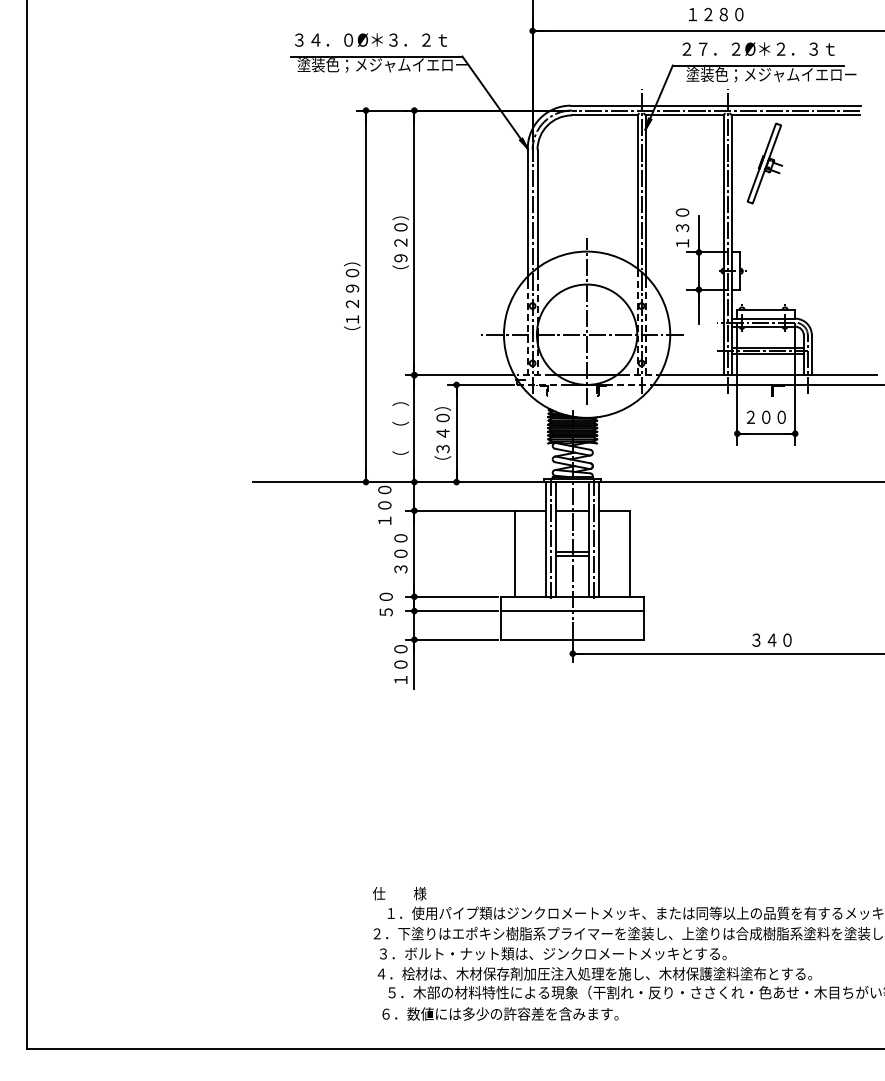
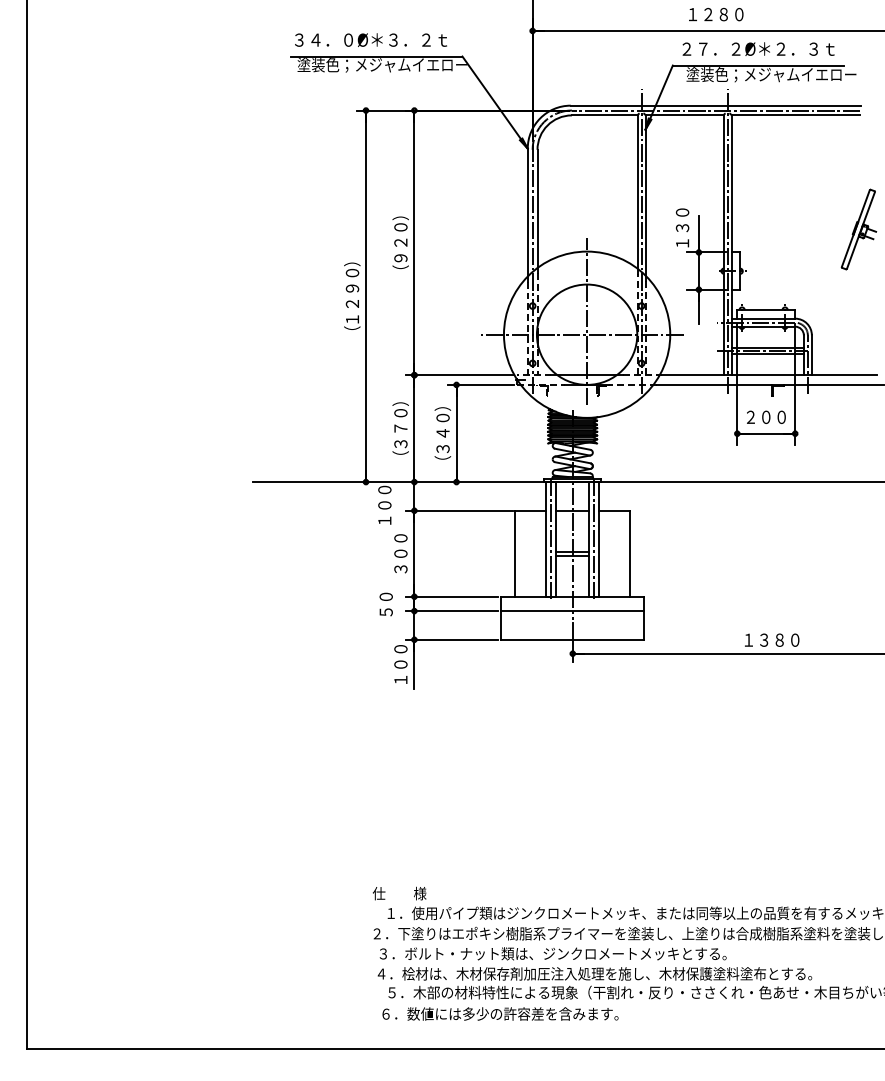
part position: (764, 163) -> (858, 229) (858, 229)
text: （ -> ３７０ (400, 428)
text: ３４０ -> １３８０ (772, 639)
